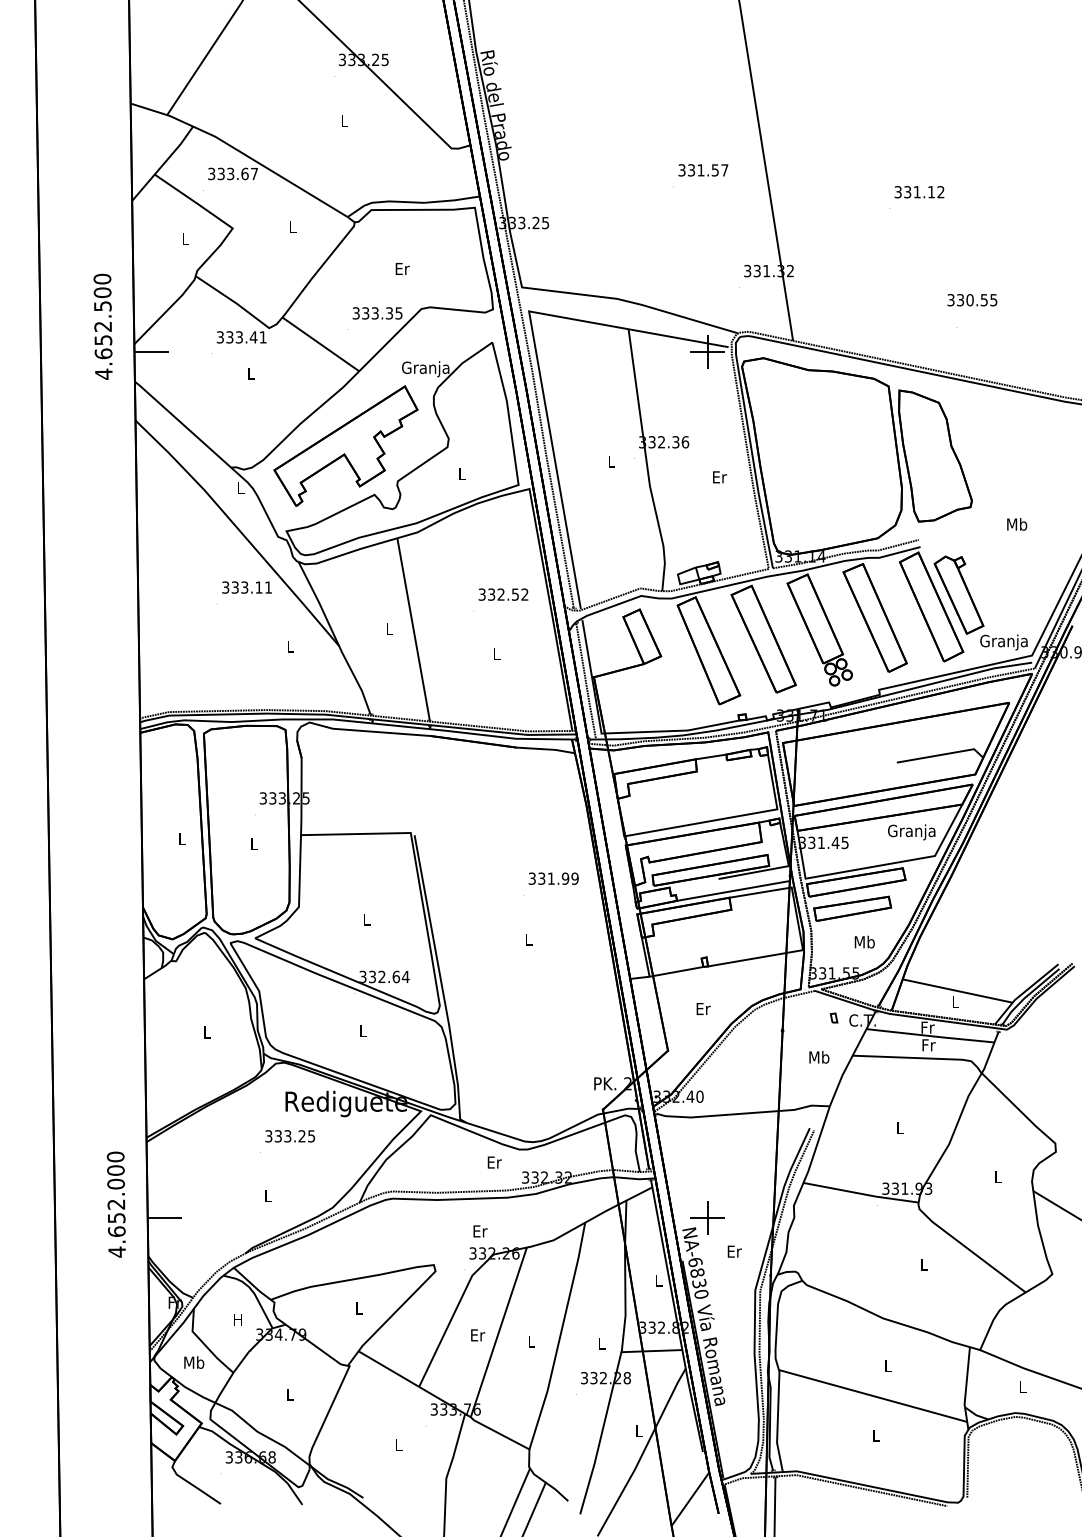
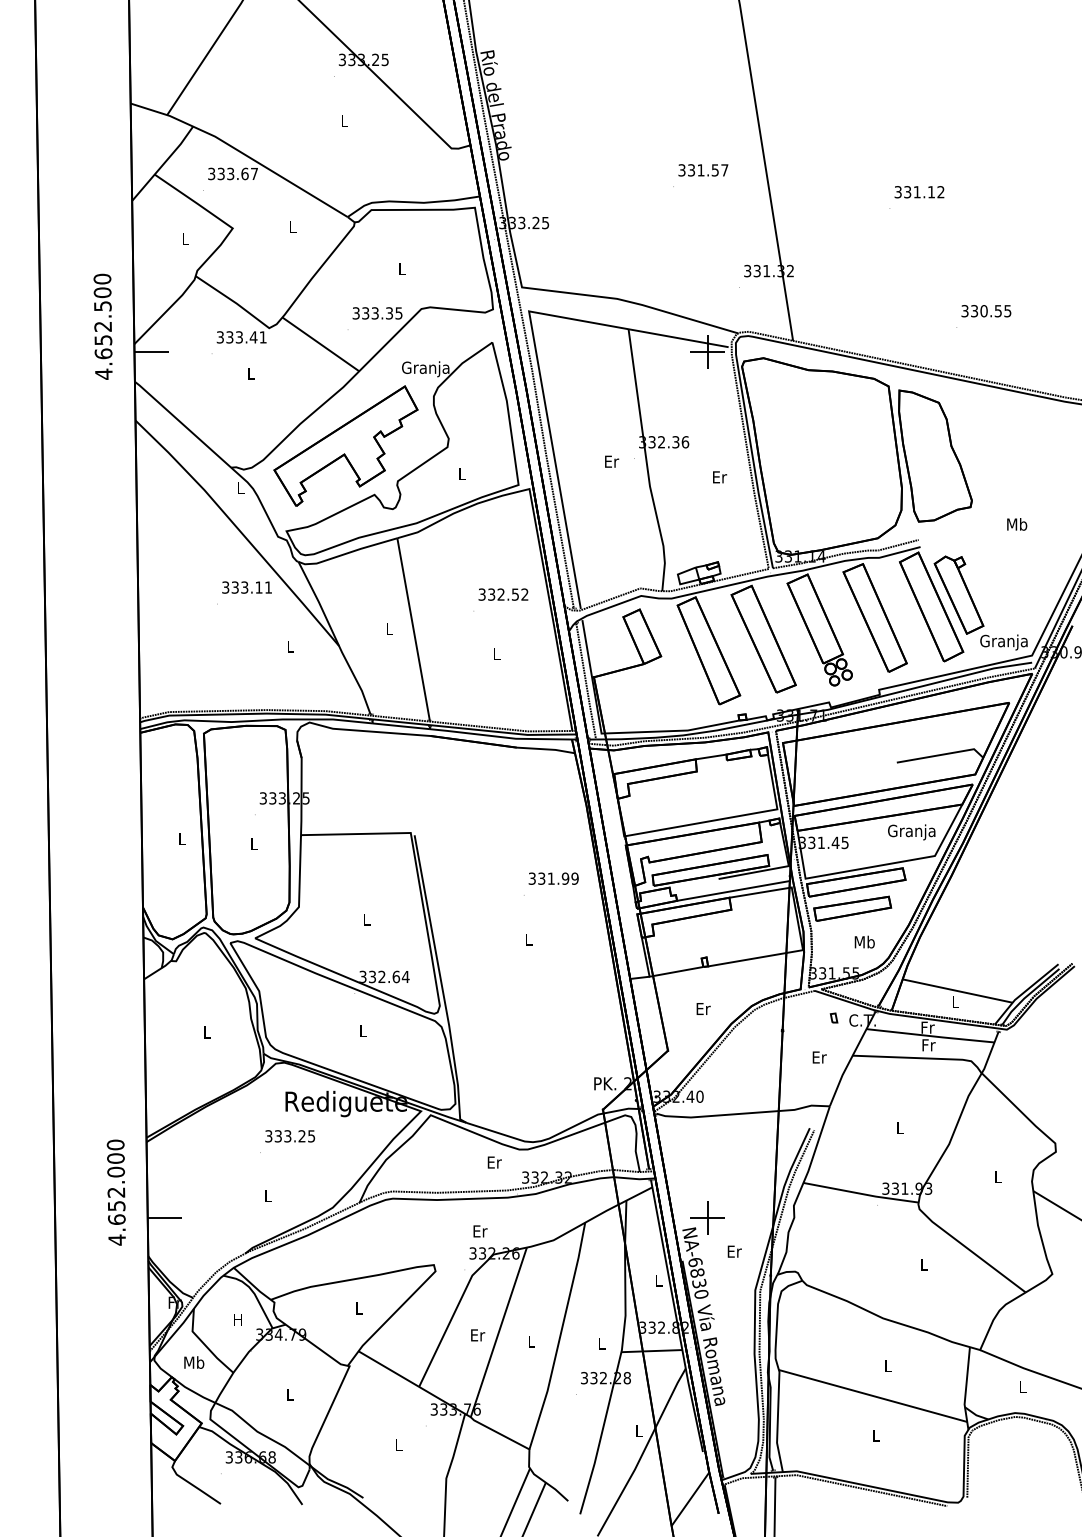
text: Er -> L (402, 268)
text position: (972, 300) -> (986, 311) (986, 311)
text: L -> Er (612, 461)
text: Mb -> Er (819, 1057)
text position: (115, 1204) -> (115, 1192) (115, 1192)
